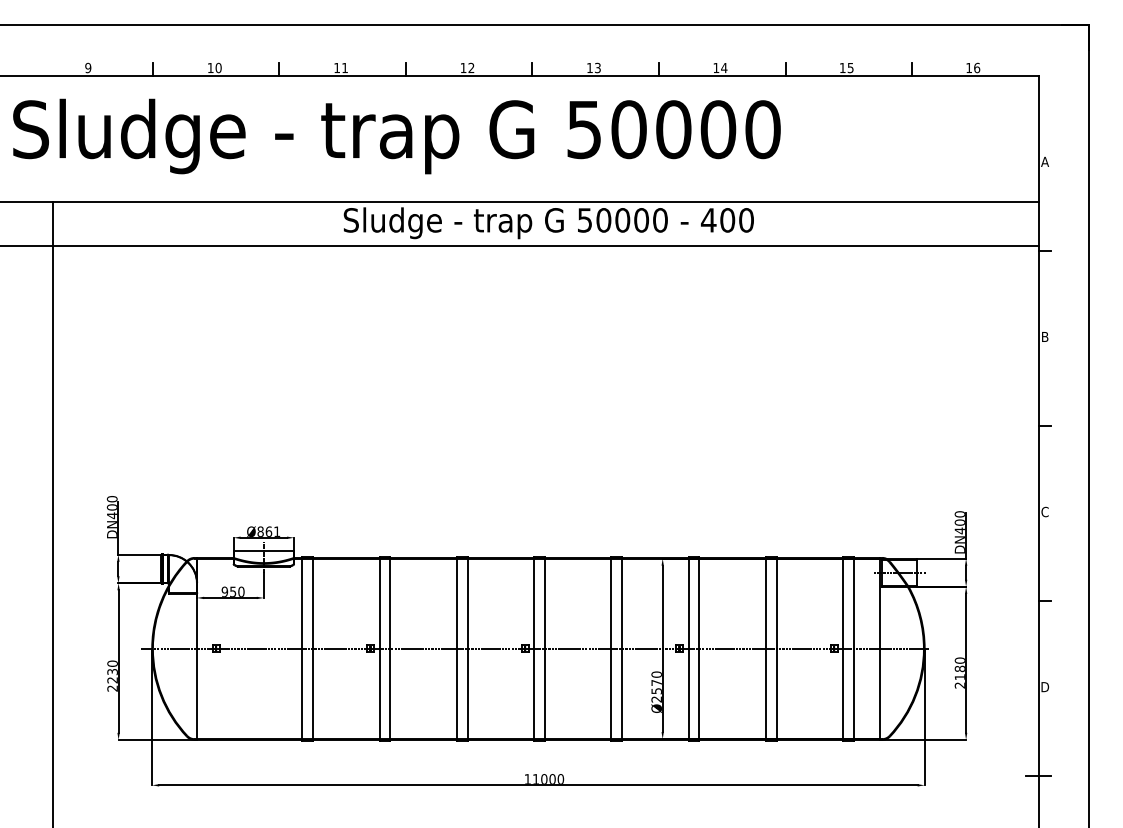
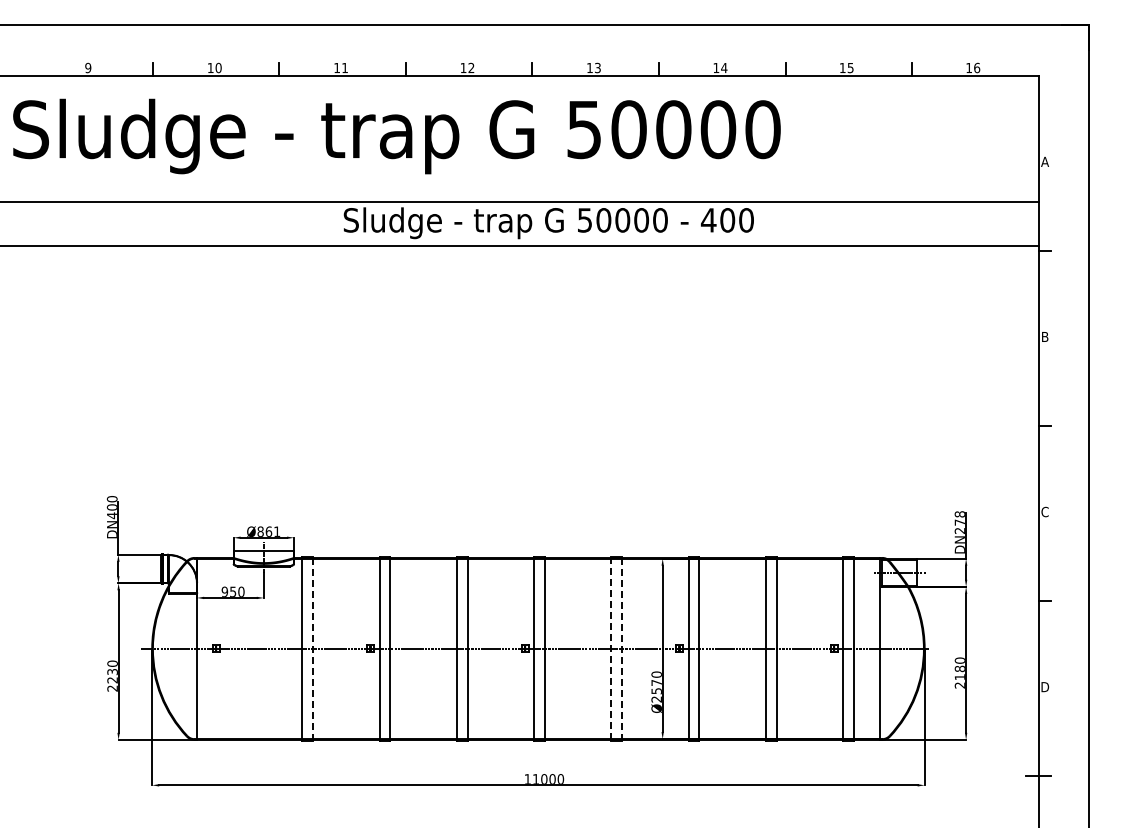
line: present -> none (52, 513)
text: DN400 -> DN278 (959, 522)
line: solid -> dashed (313, 648)
line: solid -> dashed (622, 648)
line: solid -> dashed (611, 649)
